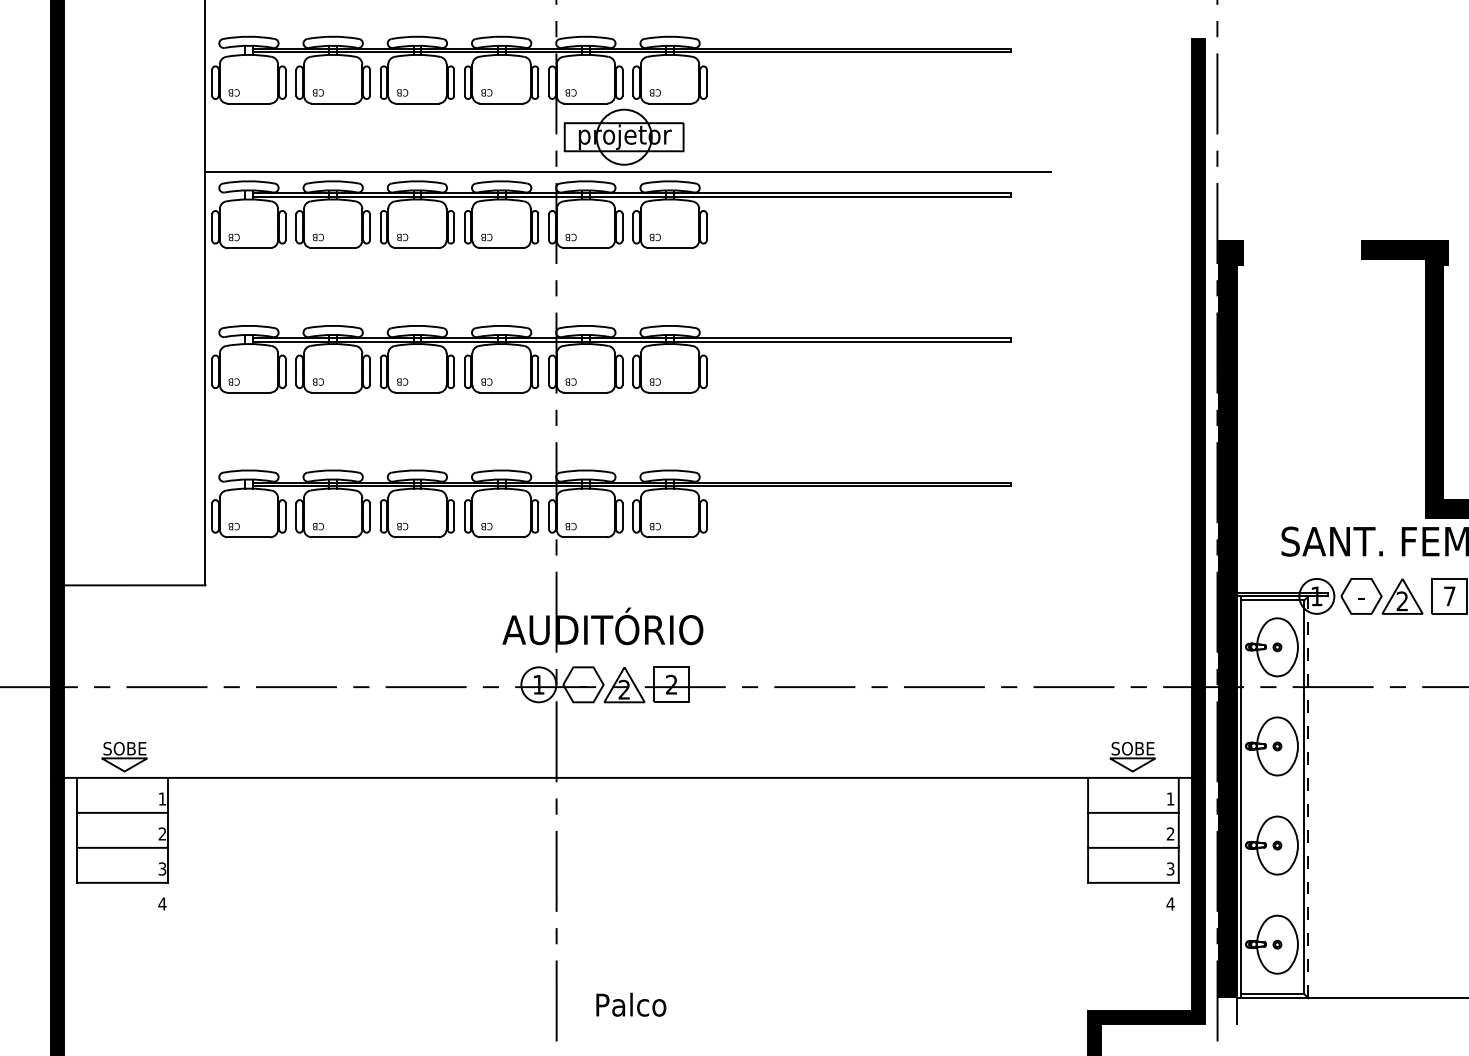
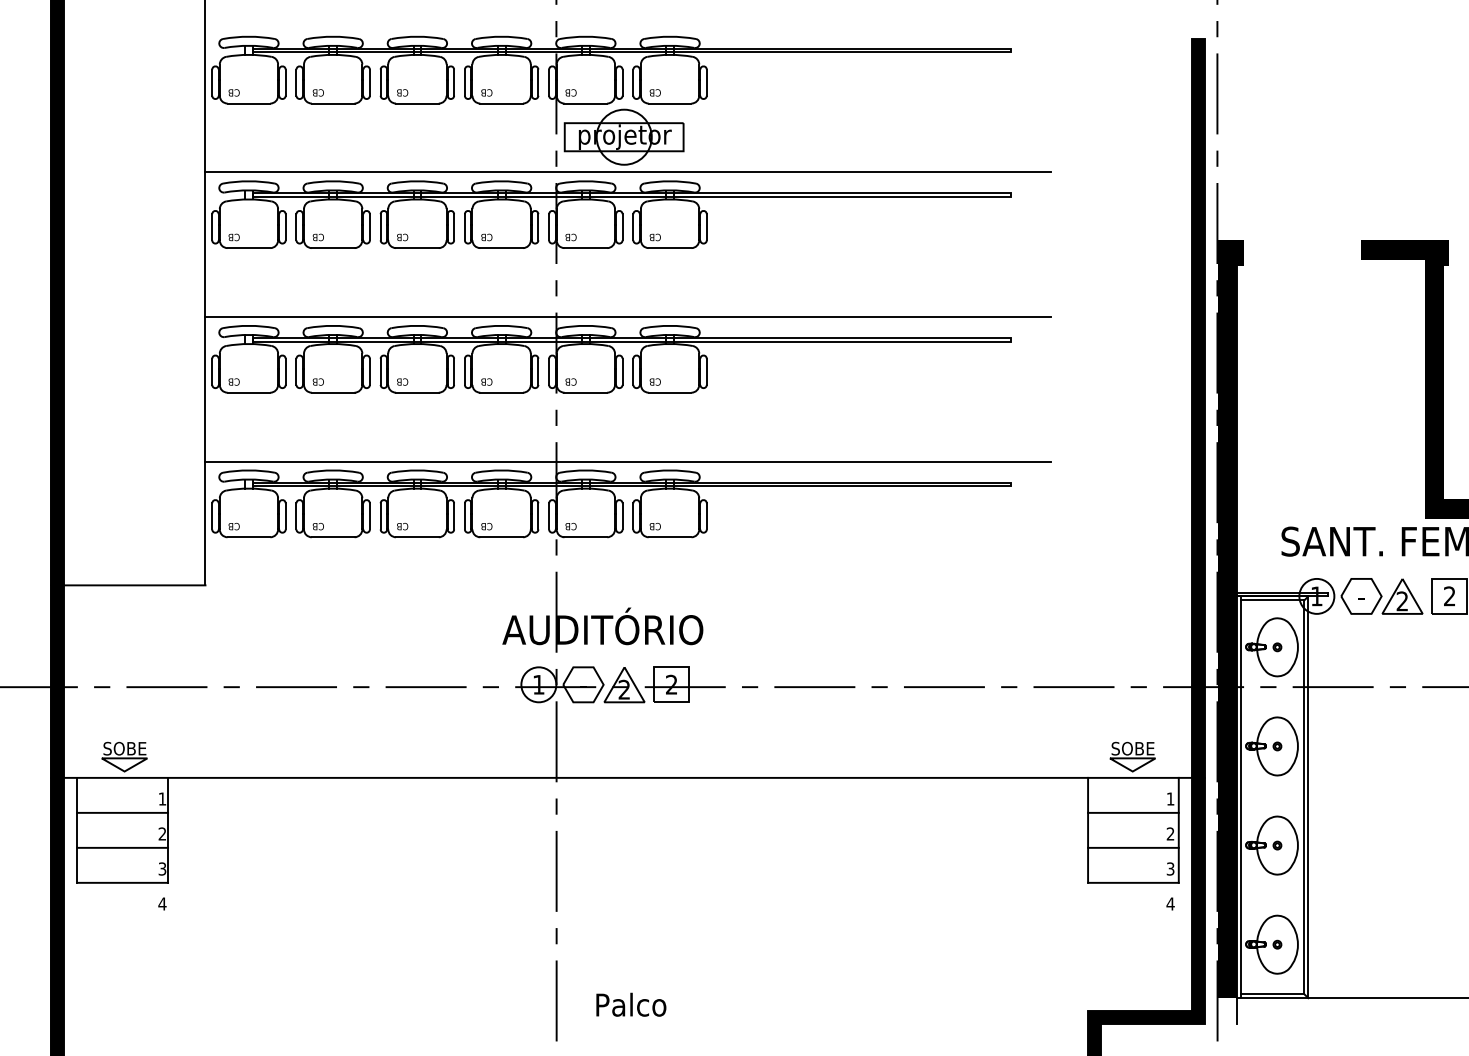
line: none -> present (627, 316)
line: none -> present (627, 461)
text: 7 -> 2 (1449, 596)
line: dashed -> solid (1308, 797)
